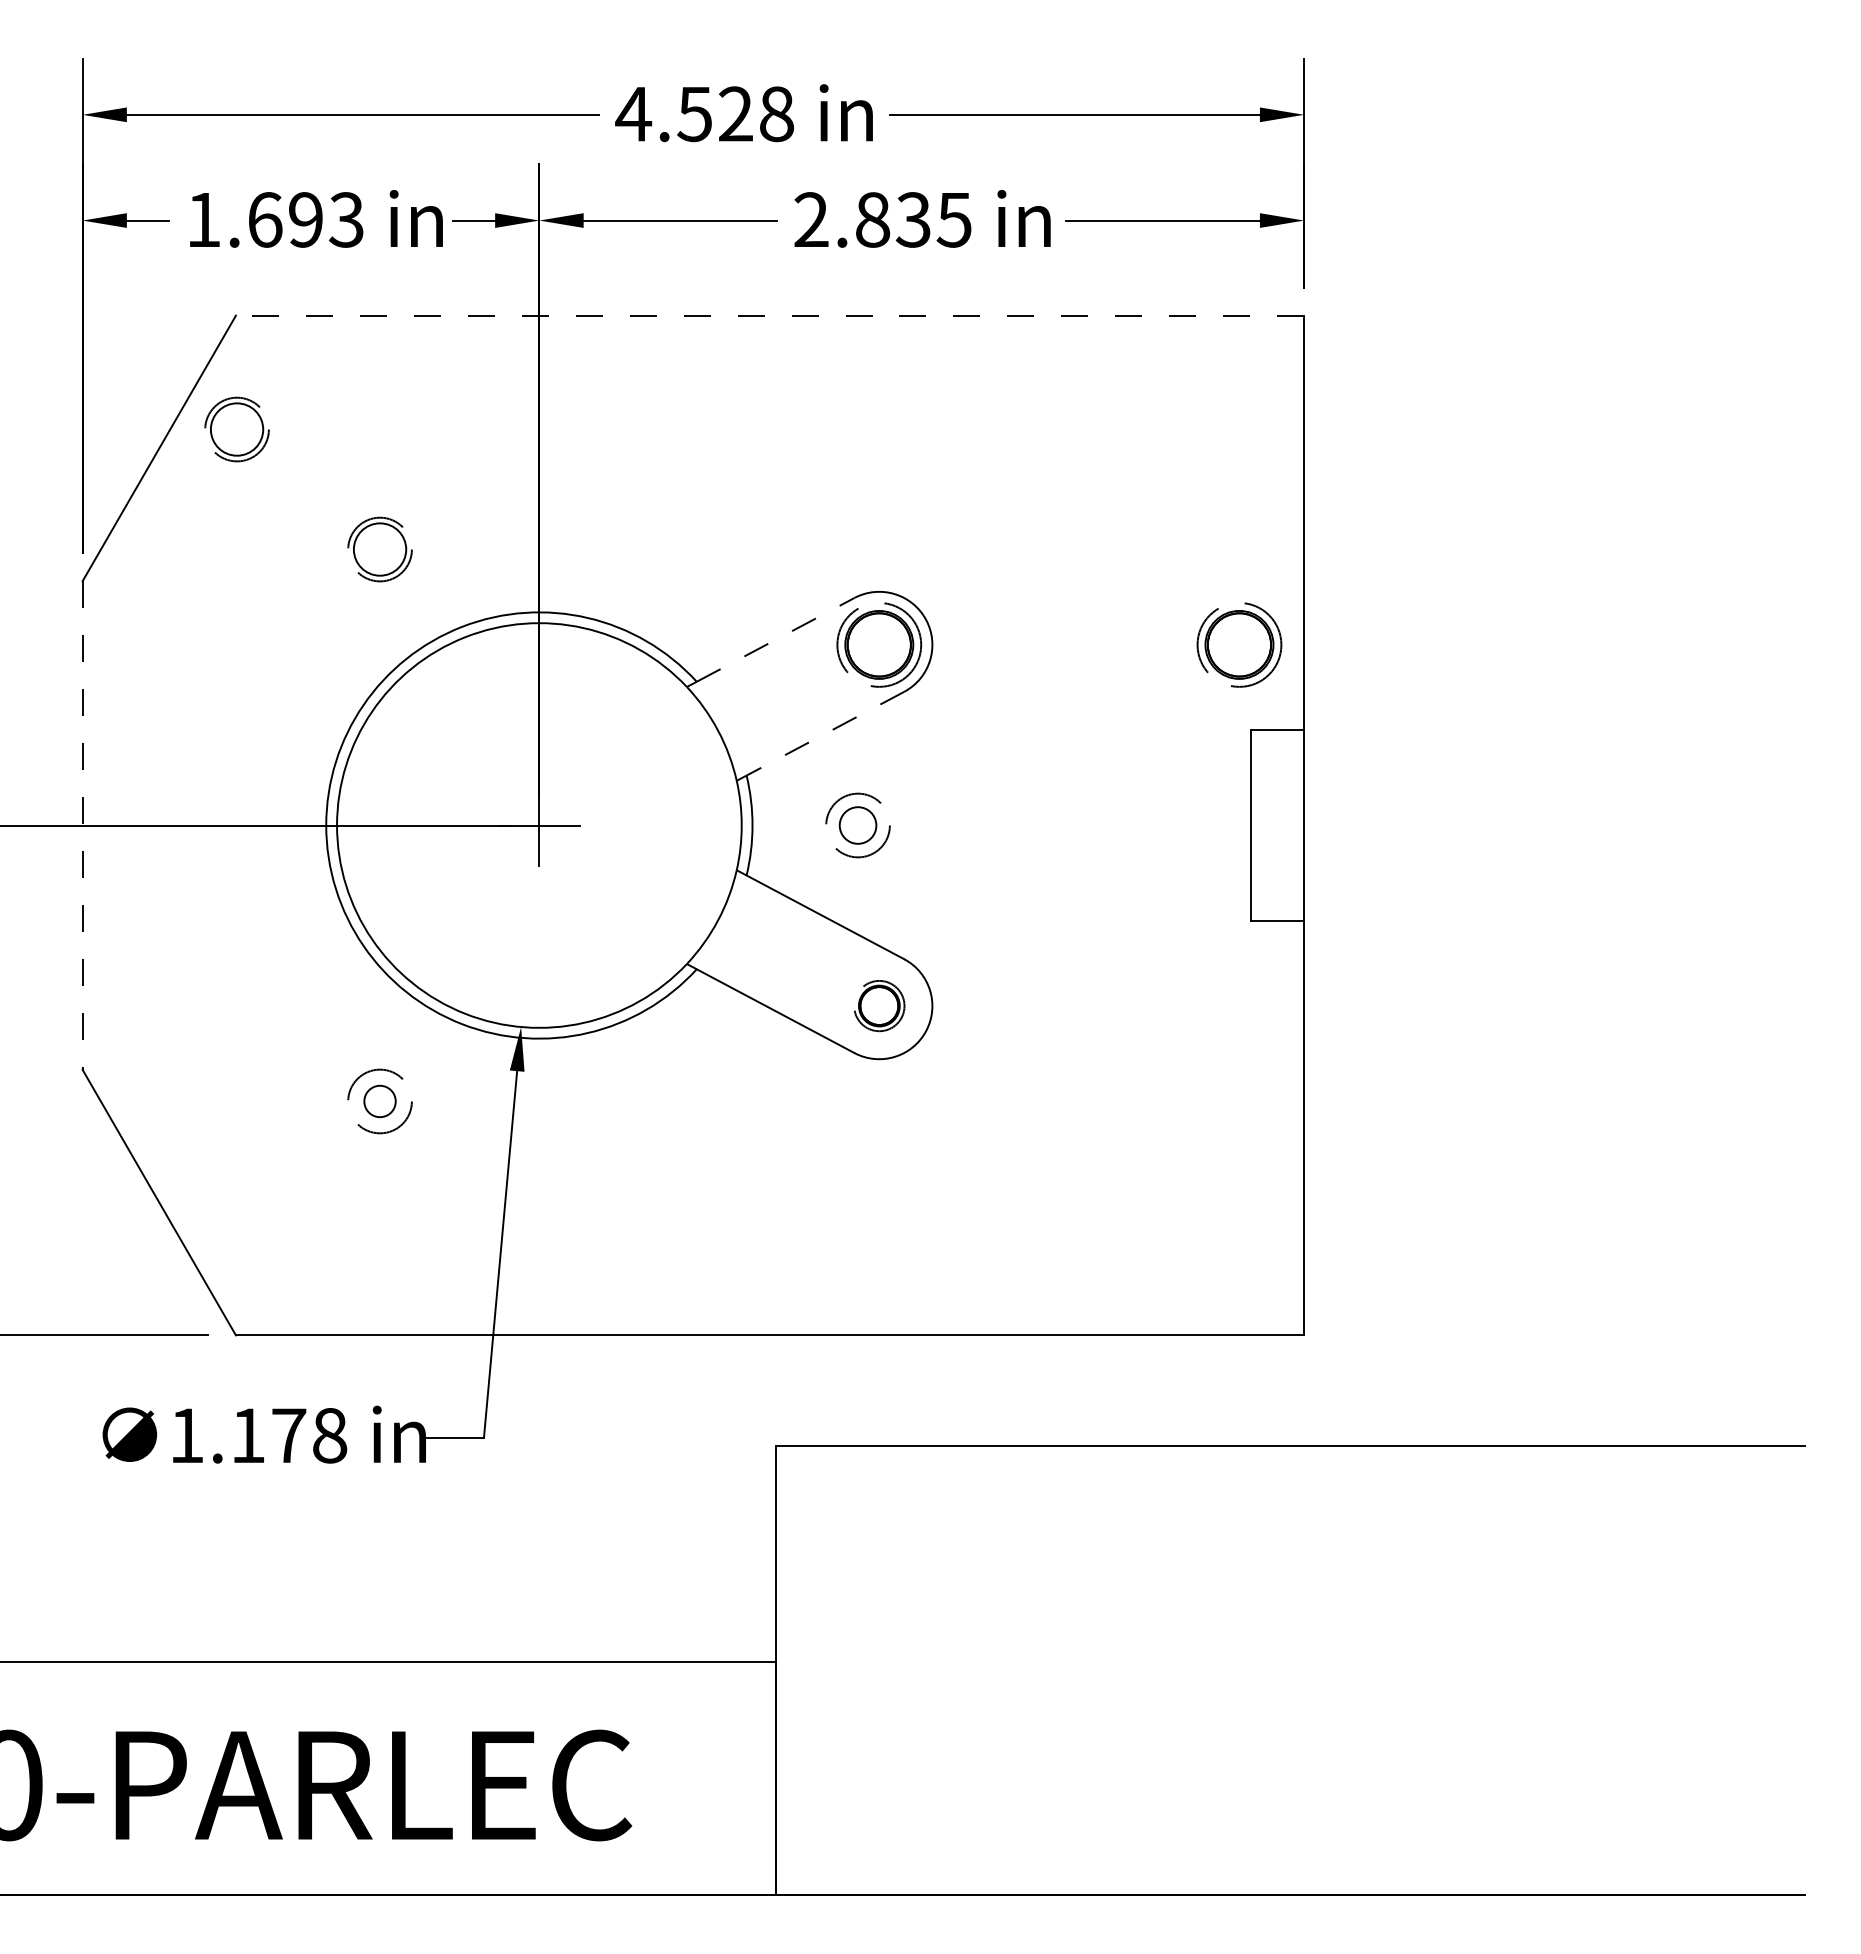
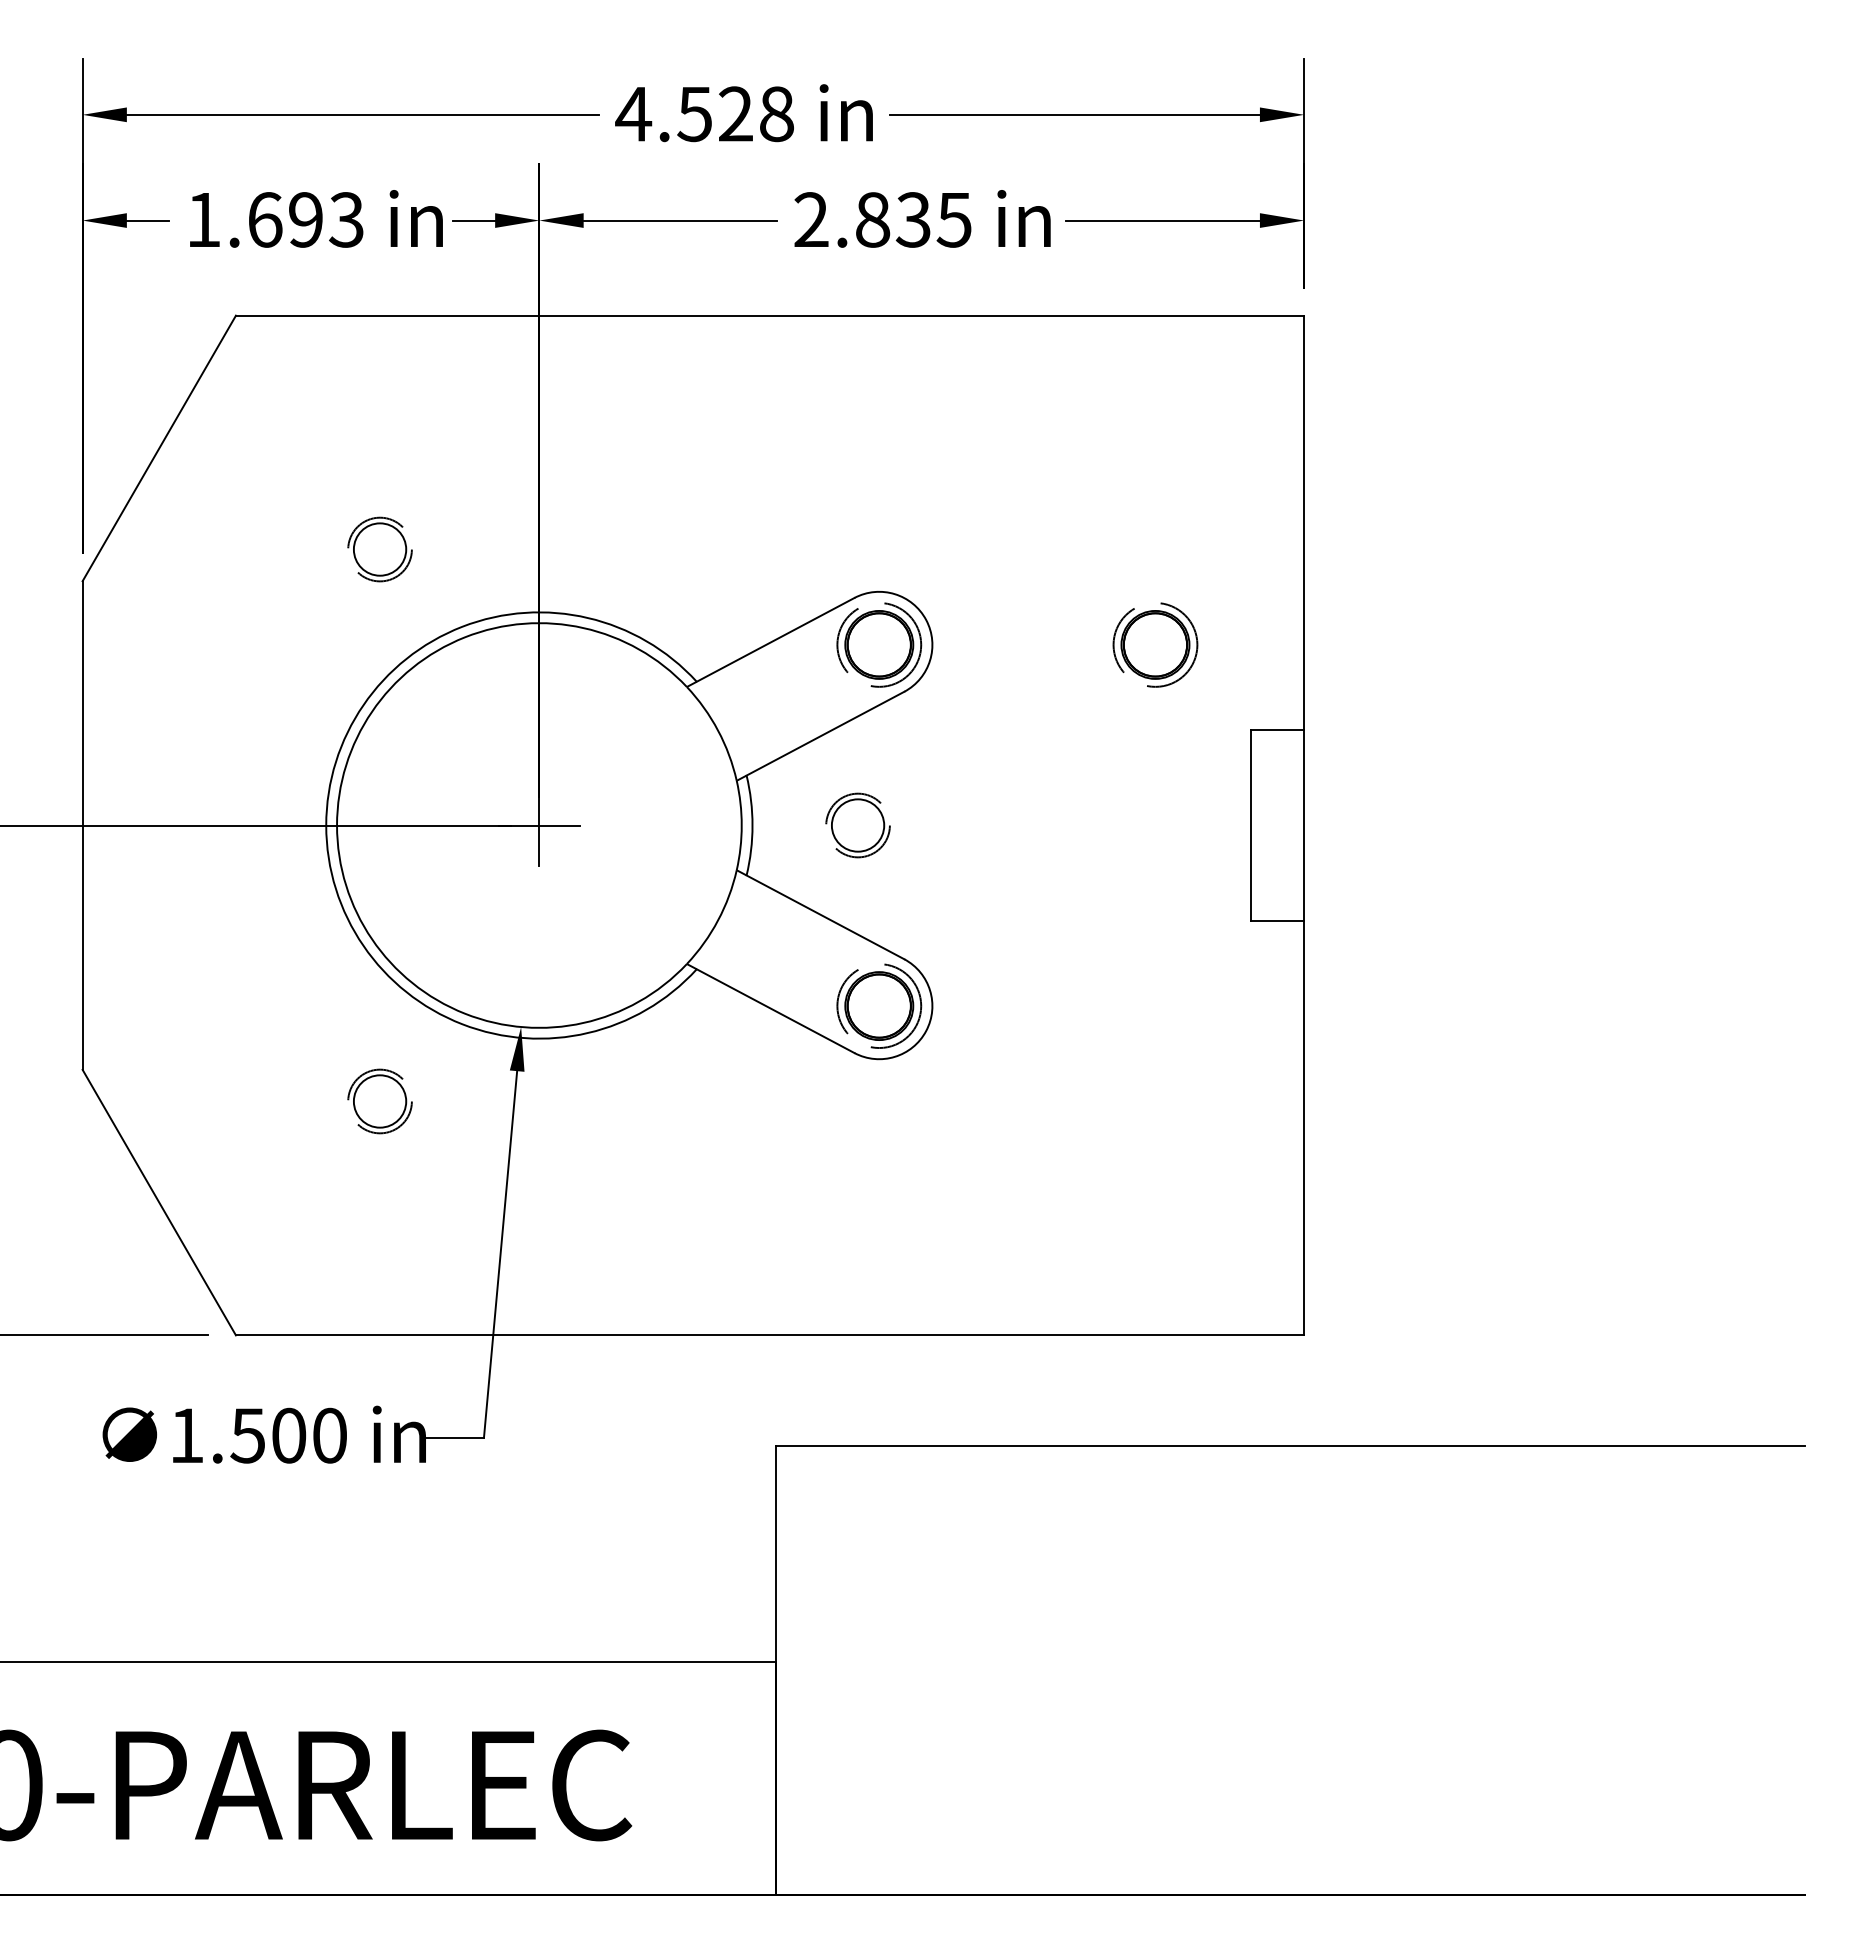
line: dashed -> solid (769, 315)
part: present -> none (236, 429)
line: dashed -> solid (776, 639)
part position: (1239, 644) -> (1155, 644) (1155, 644)
line: dashed -> solid (824, 733)
circle diameter: 37 px -> 52 px (857, 825)
line: dashed -> solid (82, 826)
part size: 53x53 px -> 87x86 px (879, 1005)
circle diameter: 31 px -> 52 px (379, 1101)
text: 1.178 -> 1.500 (288, 1435)
